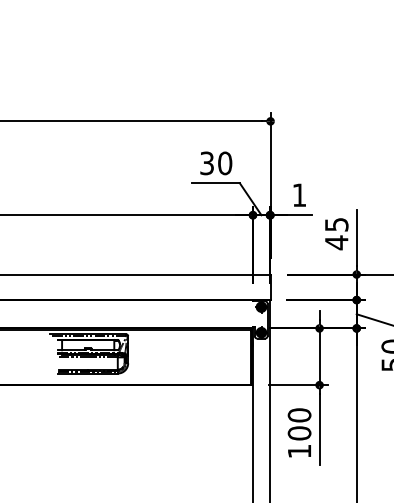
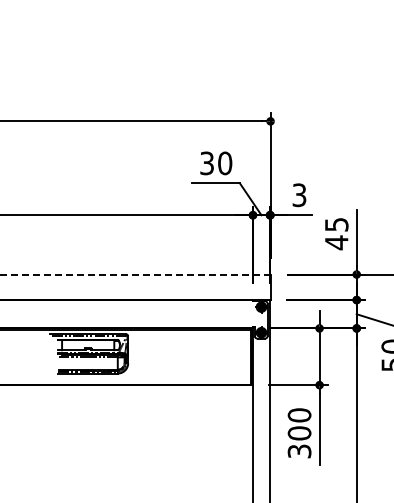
text: 1 -> 3 (299, 195)
line: solid -> dashed (135, 274)
text: 100 -> 300 (299, 451)
